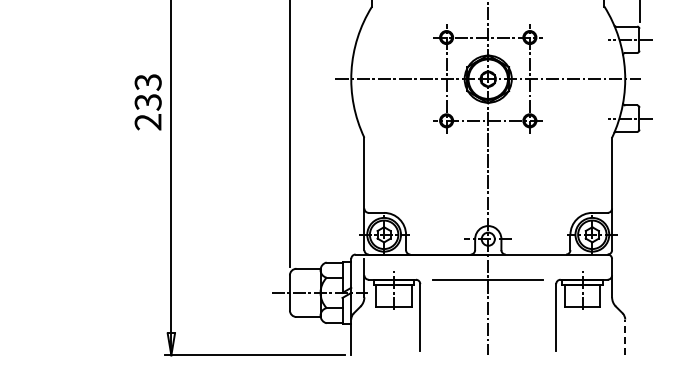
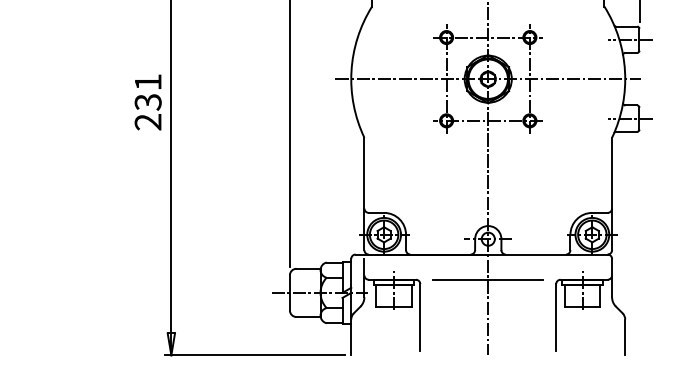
text: 233 -> 231 (147, 82)
line: dashed -> solid (625, 337)
